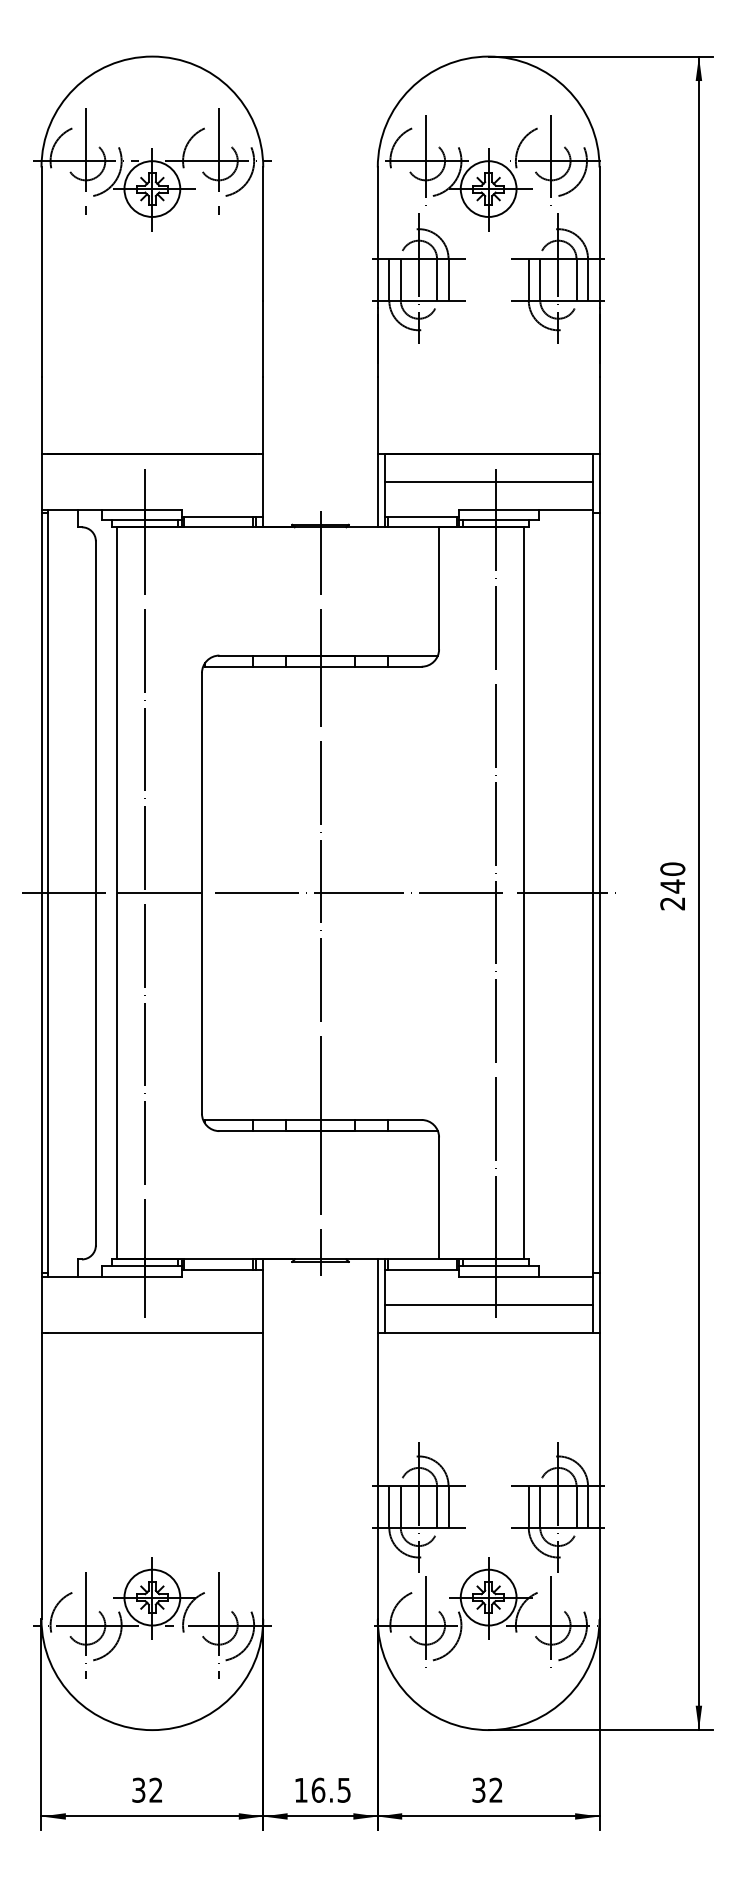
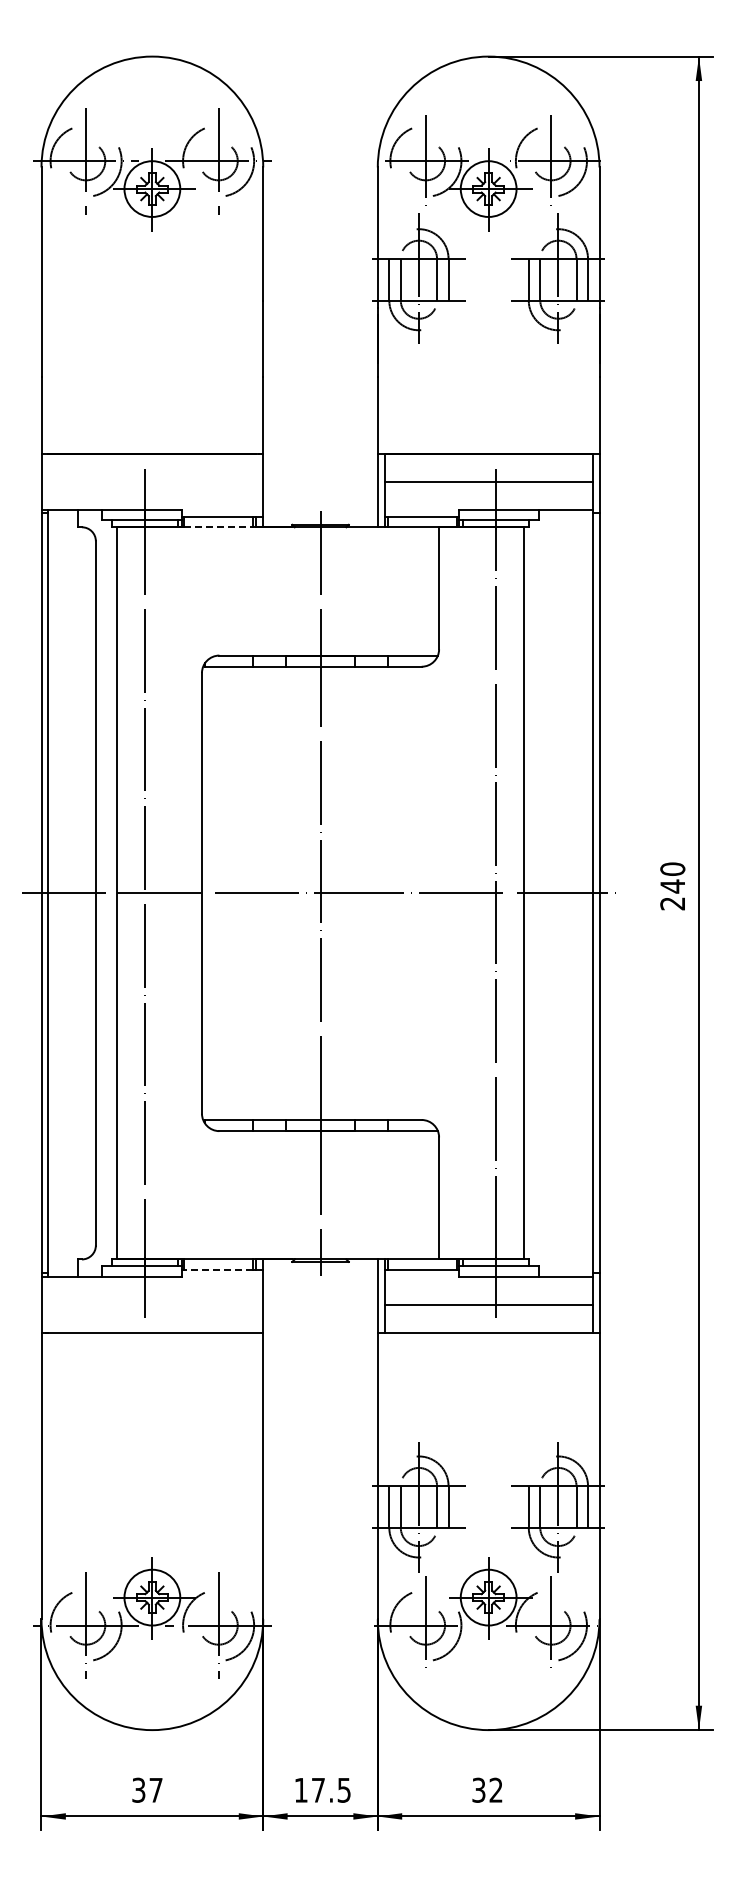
line: solid -> dashed (218, 527)
line: solid -> dashed (218, 1269)
text: 32 -> 37 (155, 1789)
text: 16.5 -> 17.5 (318, 1789)
